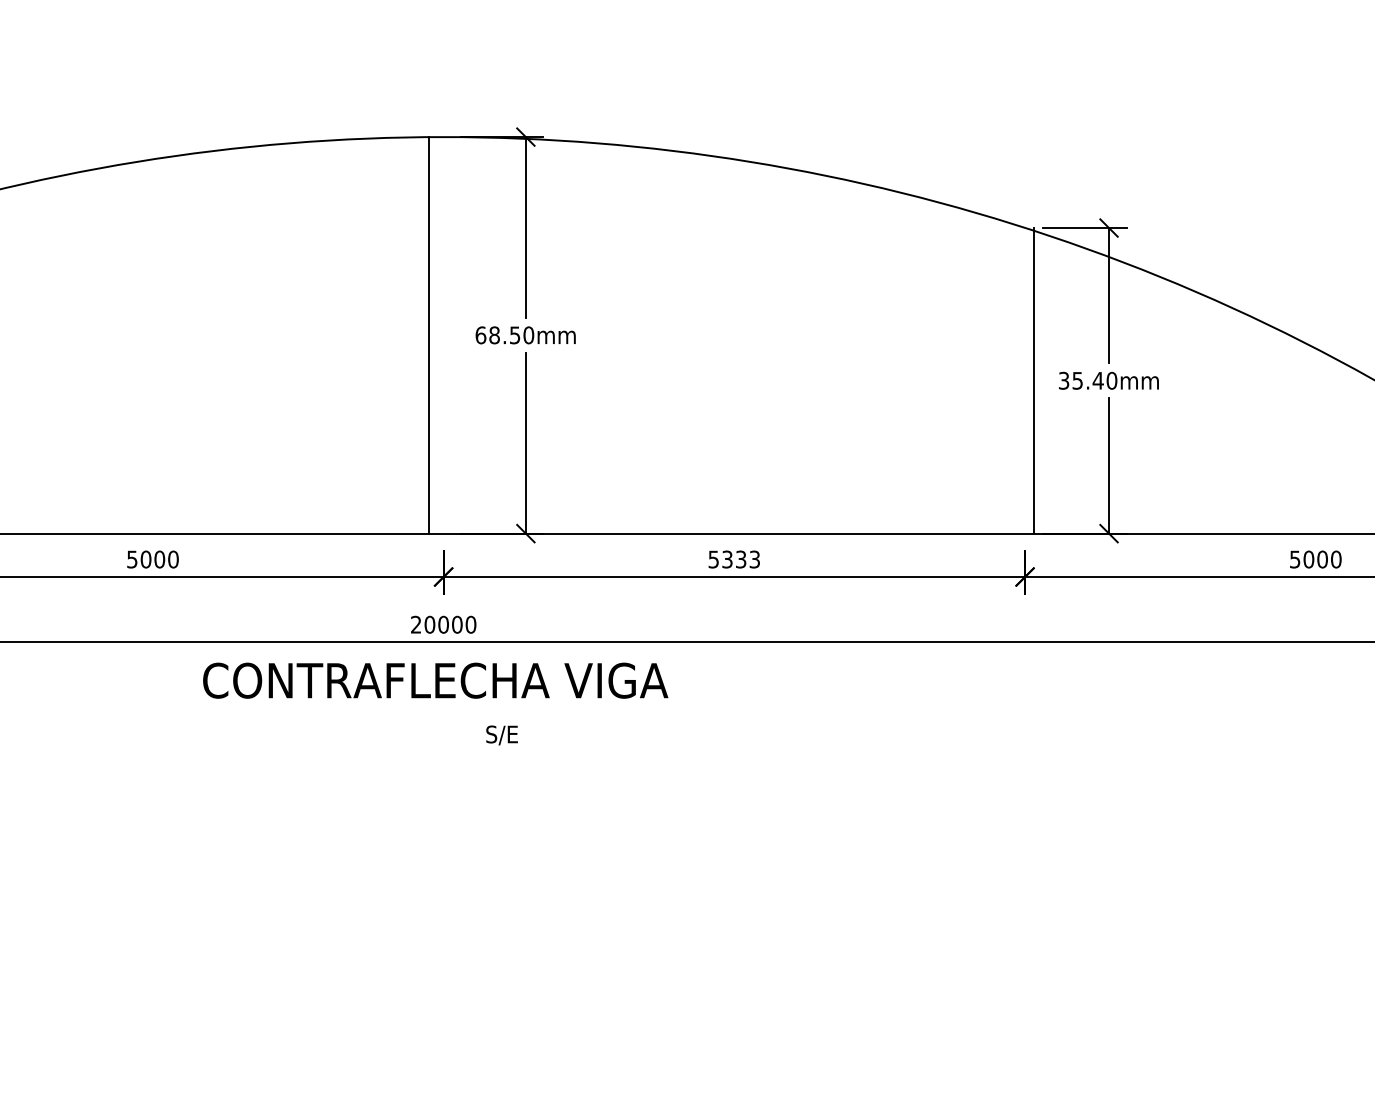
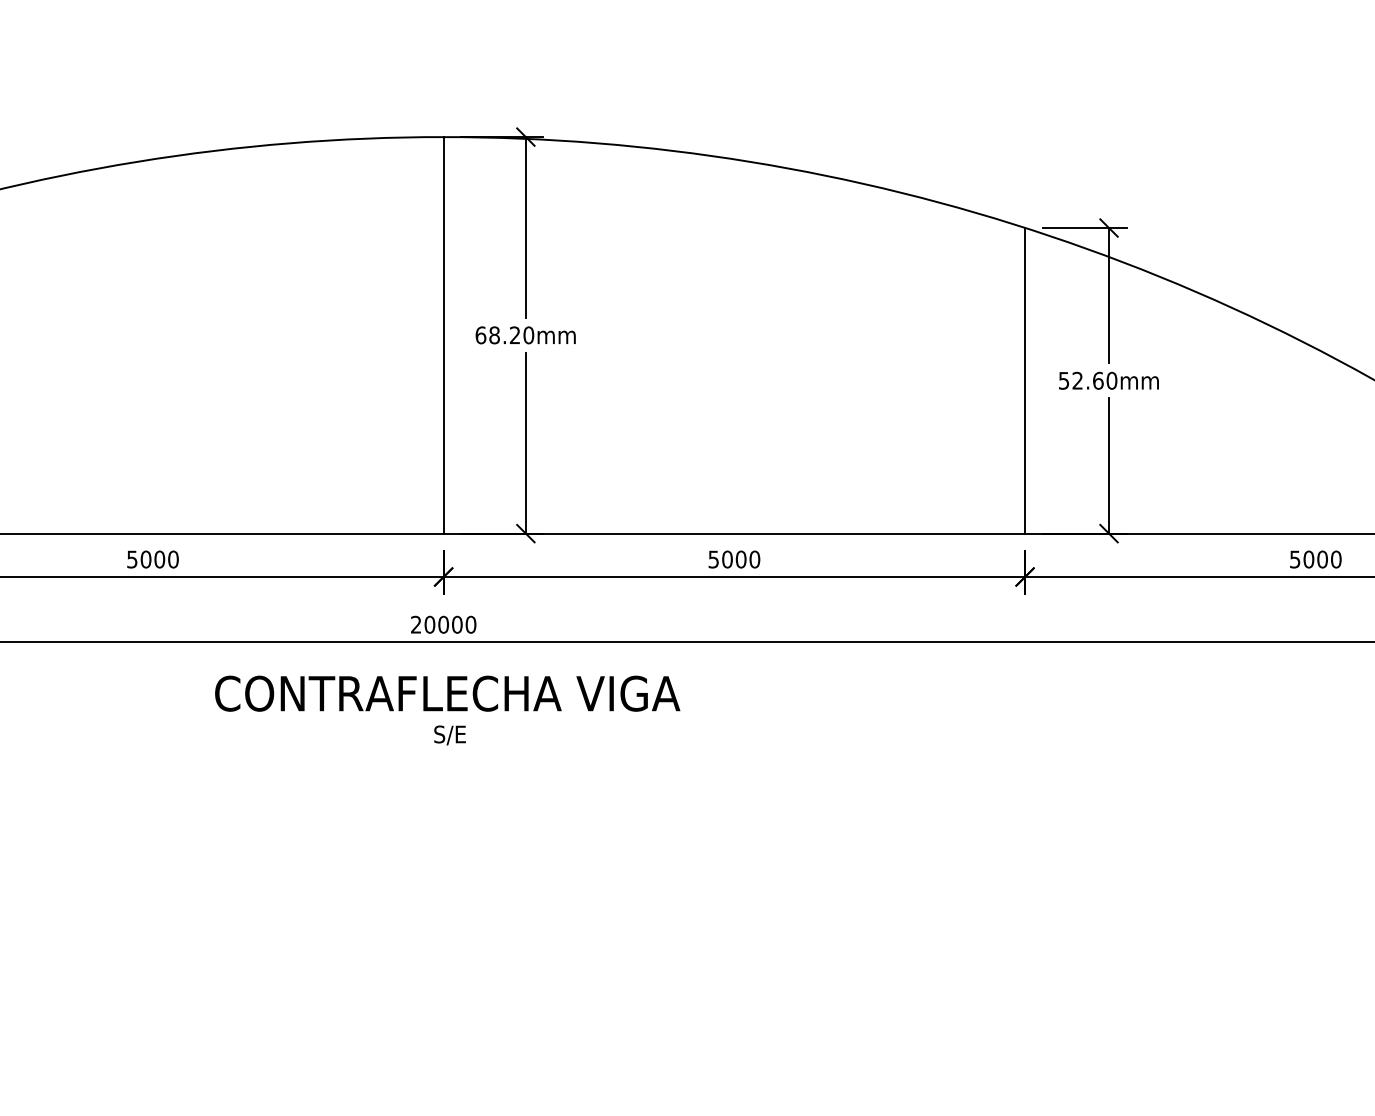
line position: (428, 335) -> (443, 335) (443, 335)
text: 68.50mm -> 68.20mm (515, 335)
line position: (1034, 380) -> (1025, 380) (1025, 380)
text: 35.40mm -> 52.60mm (1081, 380)
text: 5333 -> 5000 (741, 559)
text position: (435, 680) -> (447, 693) (447, 693)
text position: (501, 735) -> (449, 735) (449, 735)
